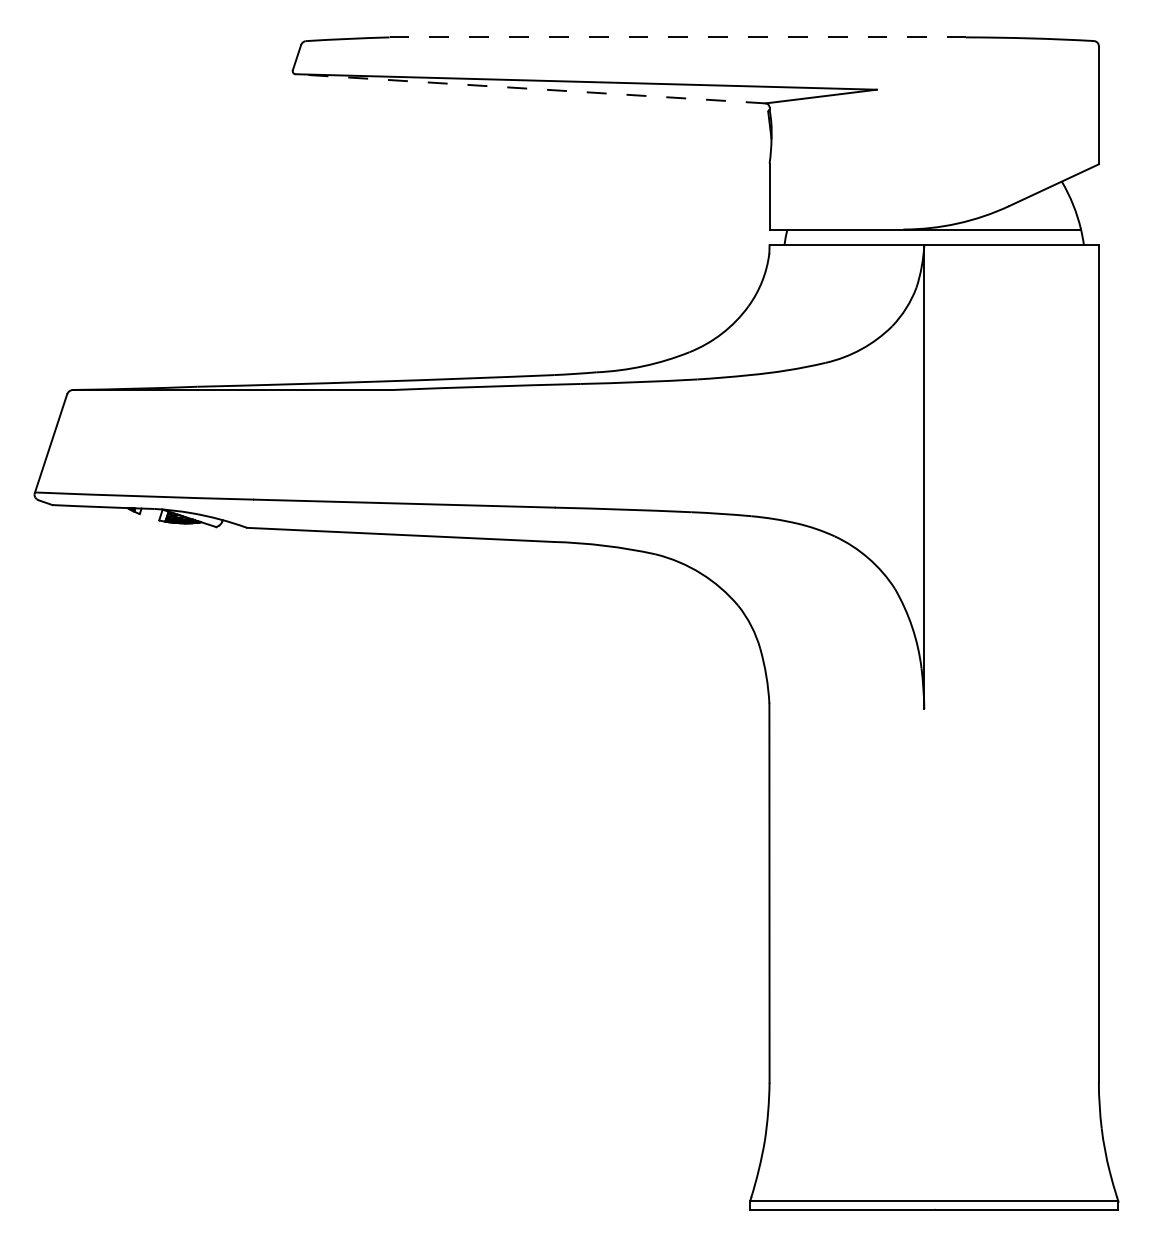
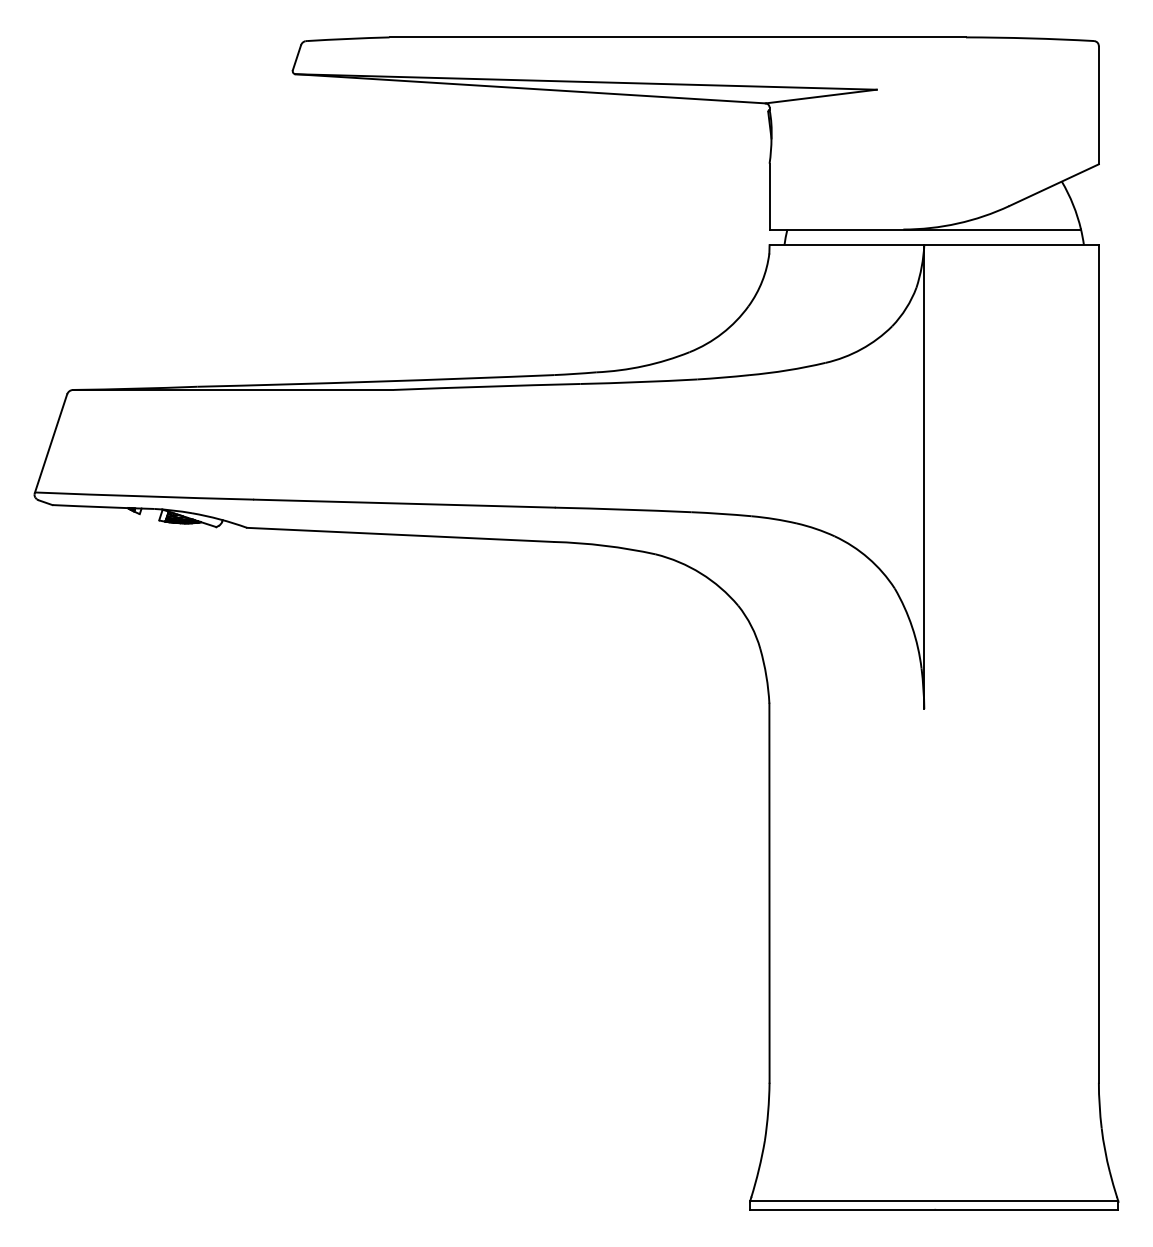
line: dashed -> solid (678, 37)
line: dashed -> solid (530, 88)
